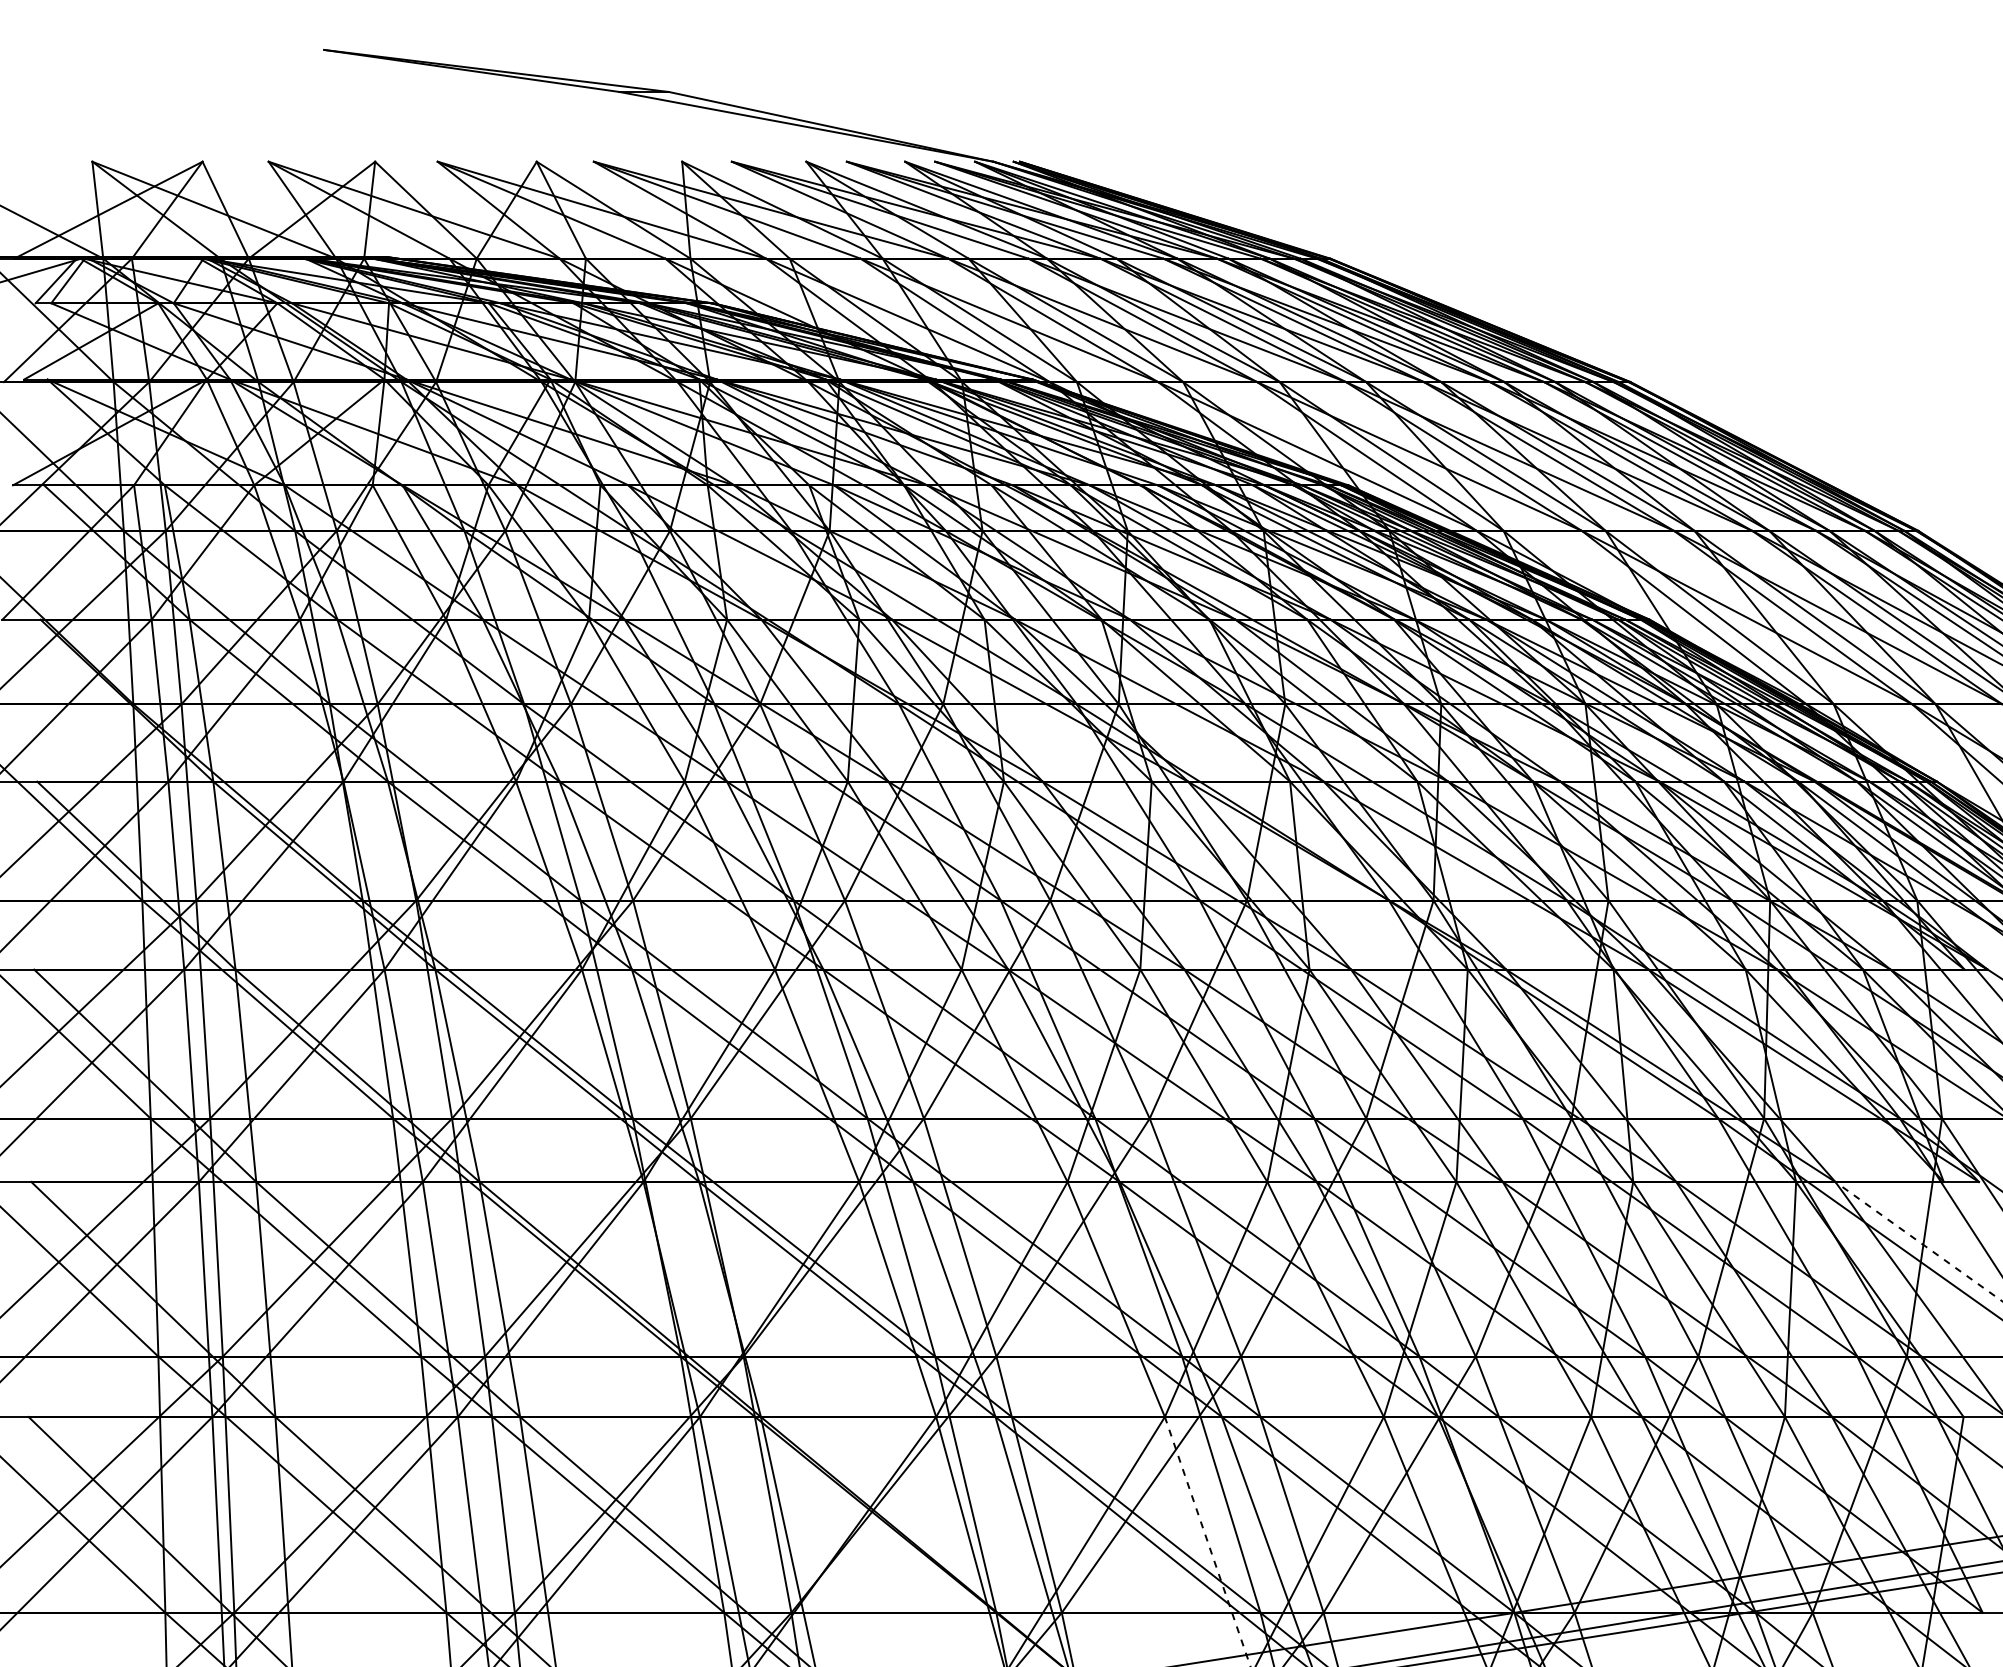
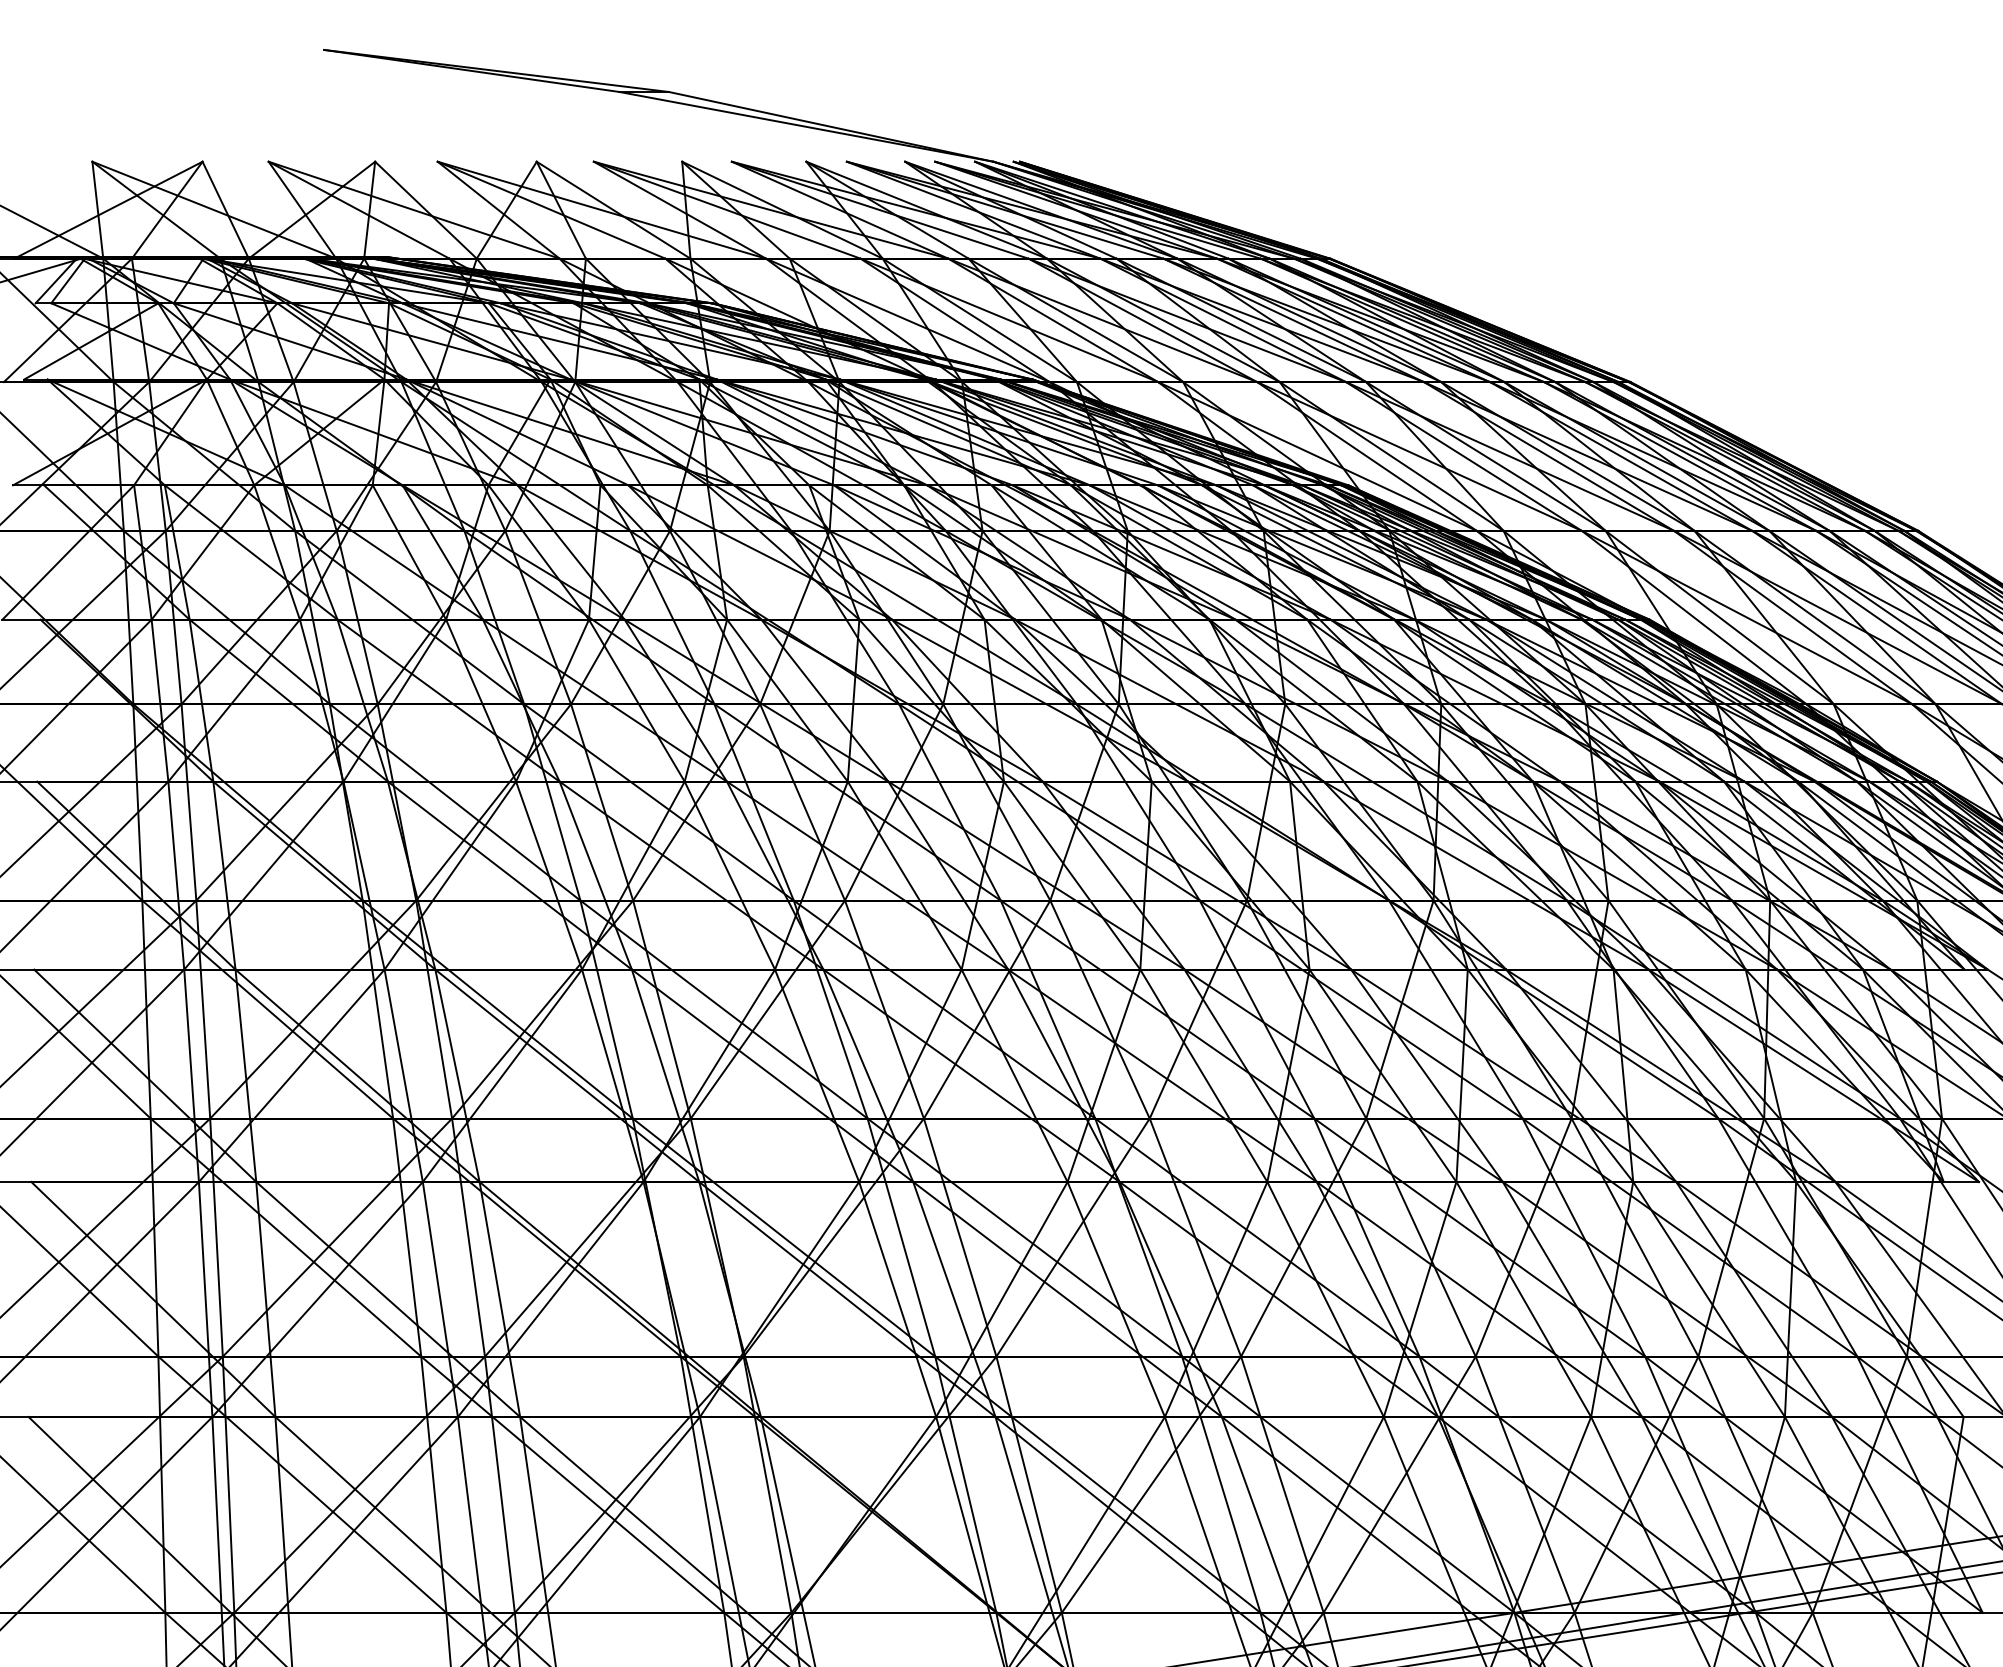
line: dashed -> solid (1919, 1241)
line: dashed -> solid (1207, 1541)
